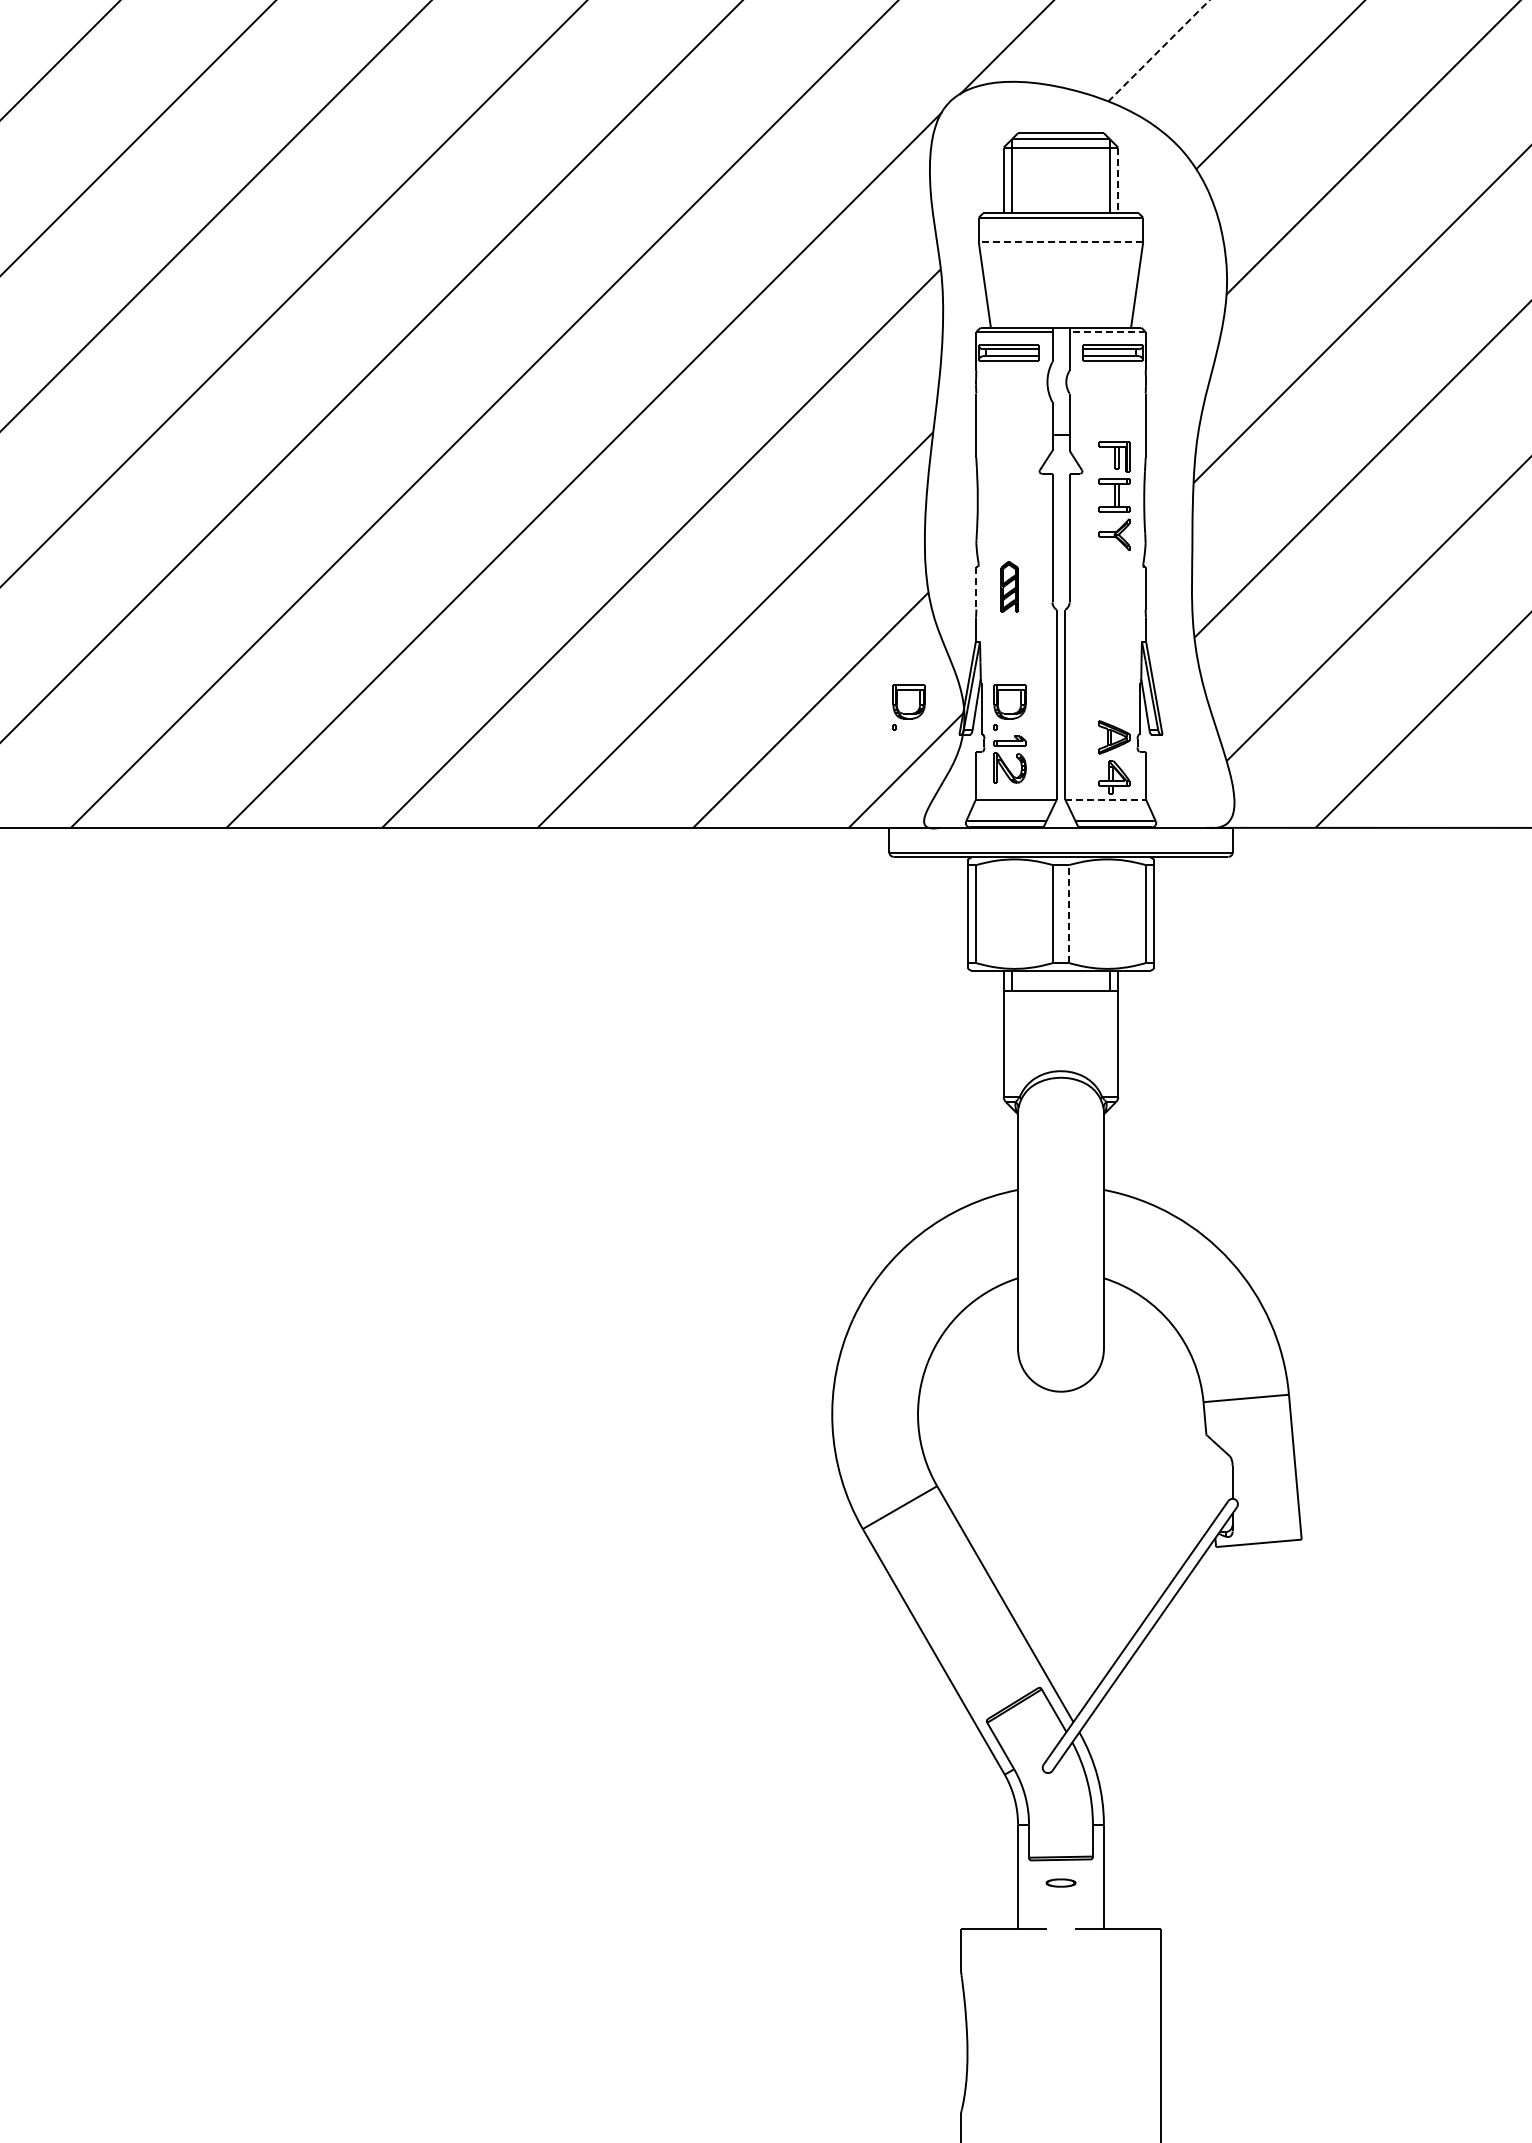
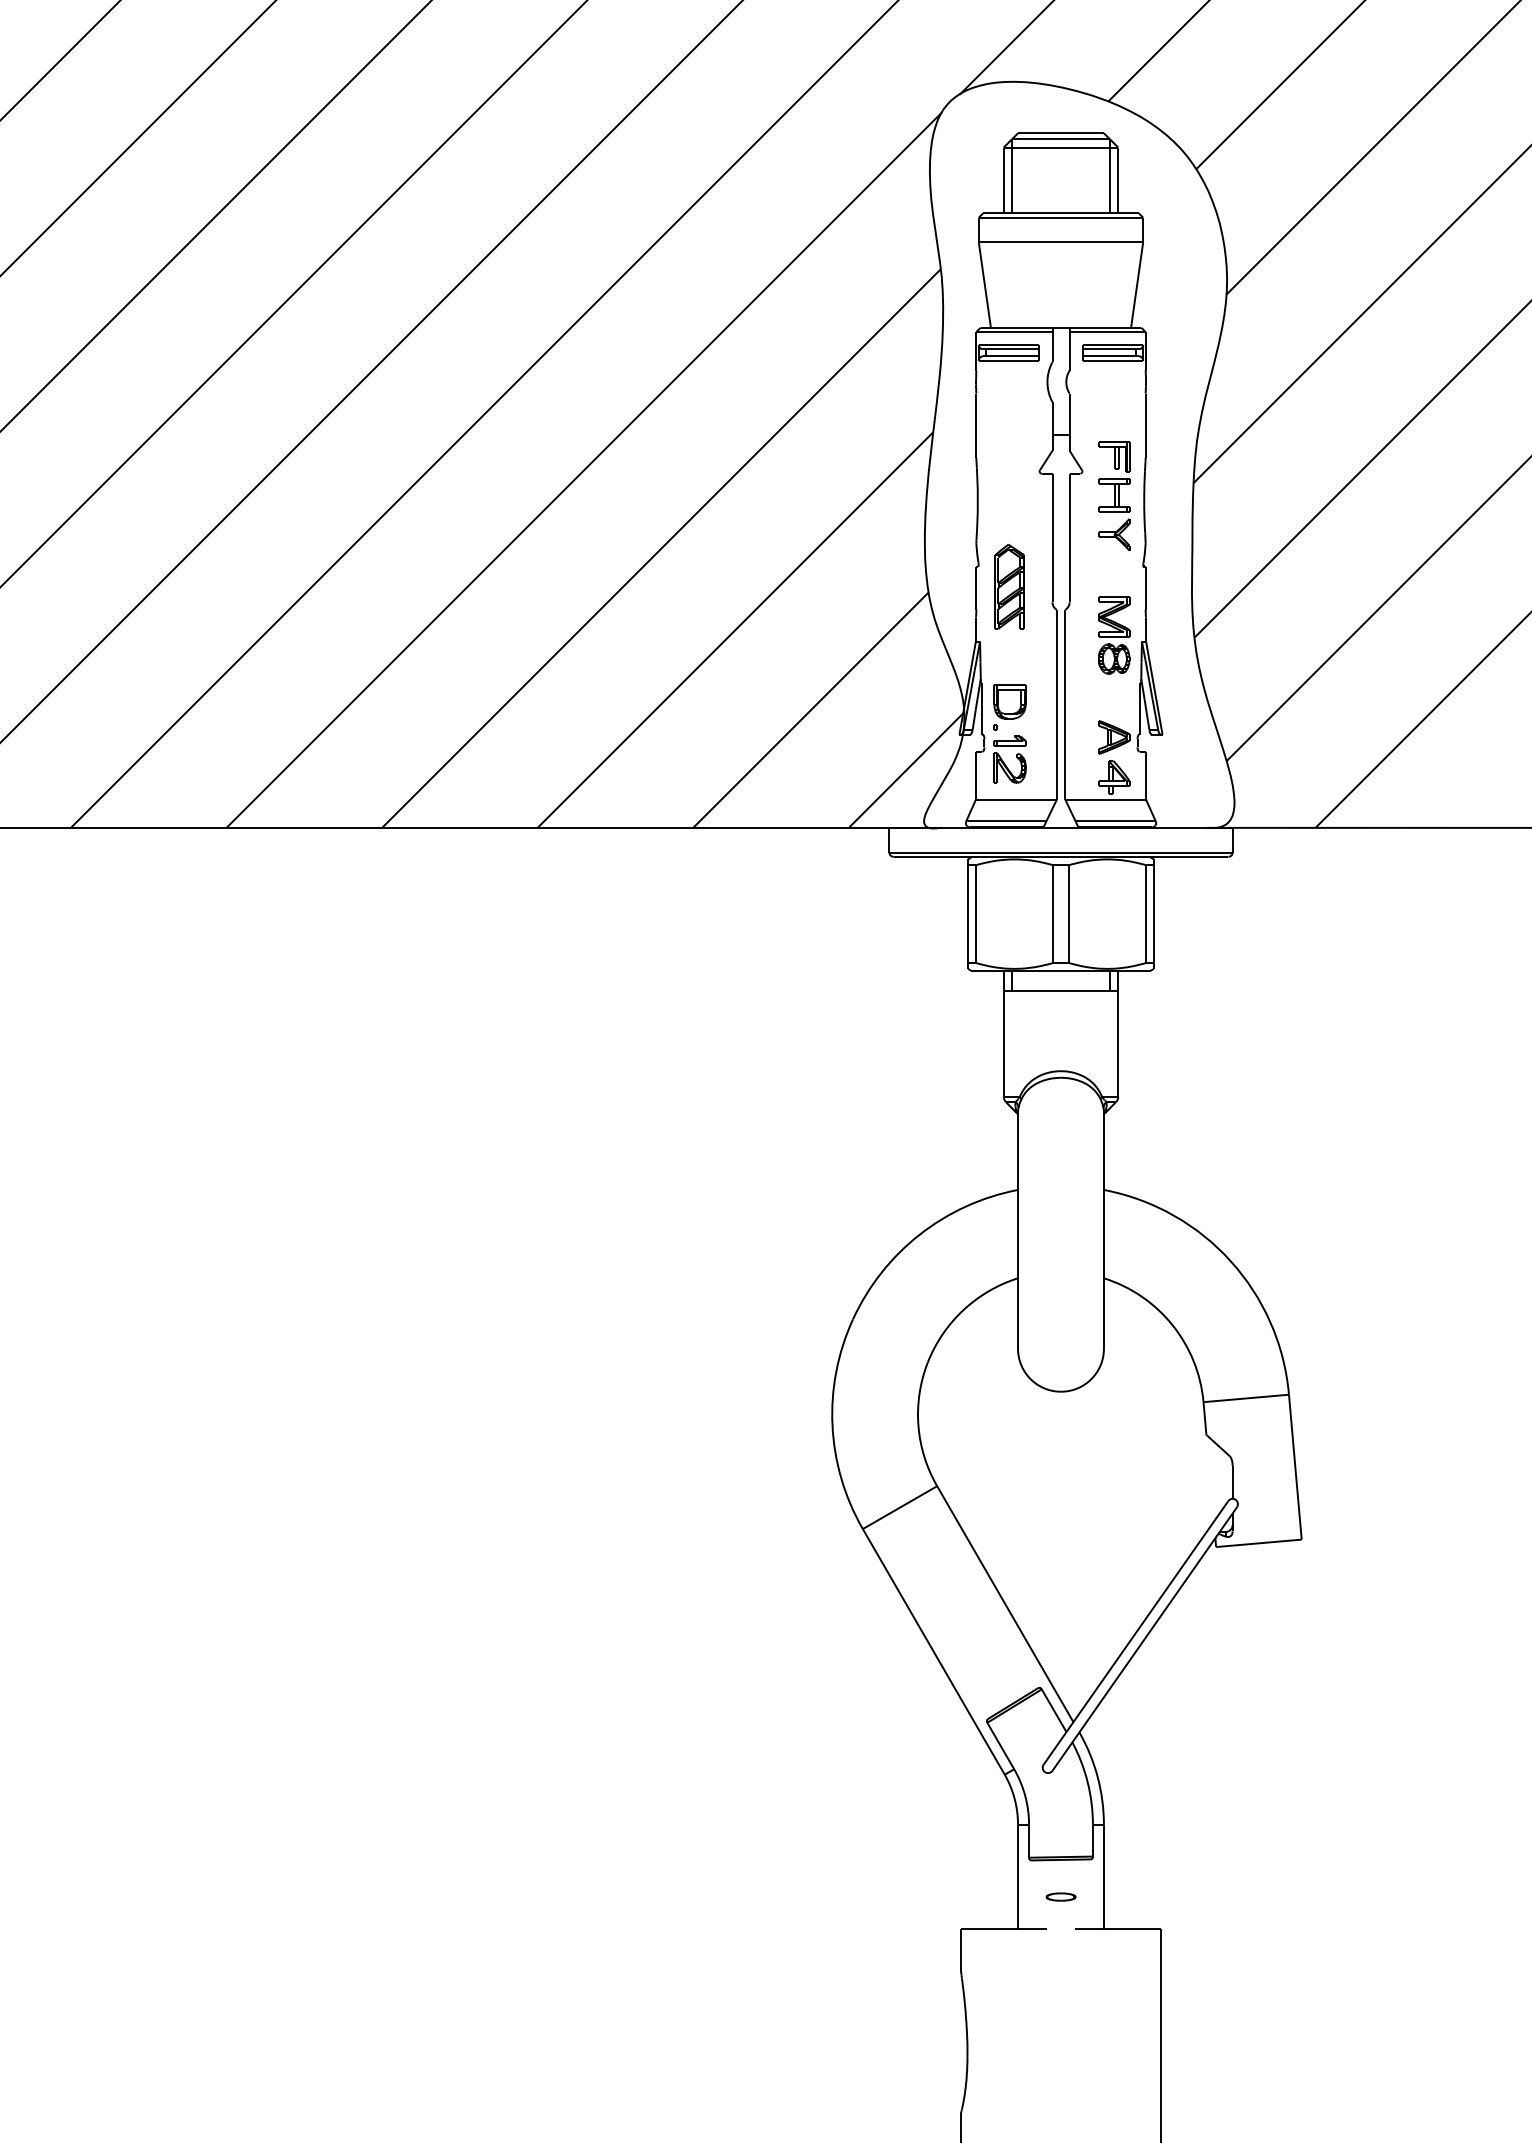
line: dashed -> solid (1158, 51)
line: dashed -> solid (1118, 180)
line: dashed -> solid (1060, 242)
line: dashed -> solid (1107, 332)
part size: 19x52 px -> 31x86 px (1009, 586)
line: dashed -> solid (976, 588)
part: none -> present (1114, 635)
part: present -> none (908, 707)
line: dashed -> solid (1106, 799)
line: dashed -> solid (1069, 914)
part position: (1060, 1882) -> (1060, 1896) (1060, 1896)
